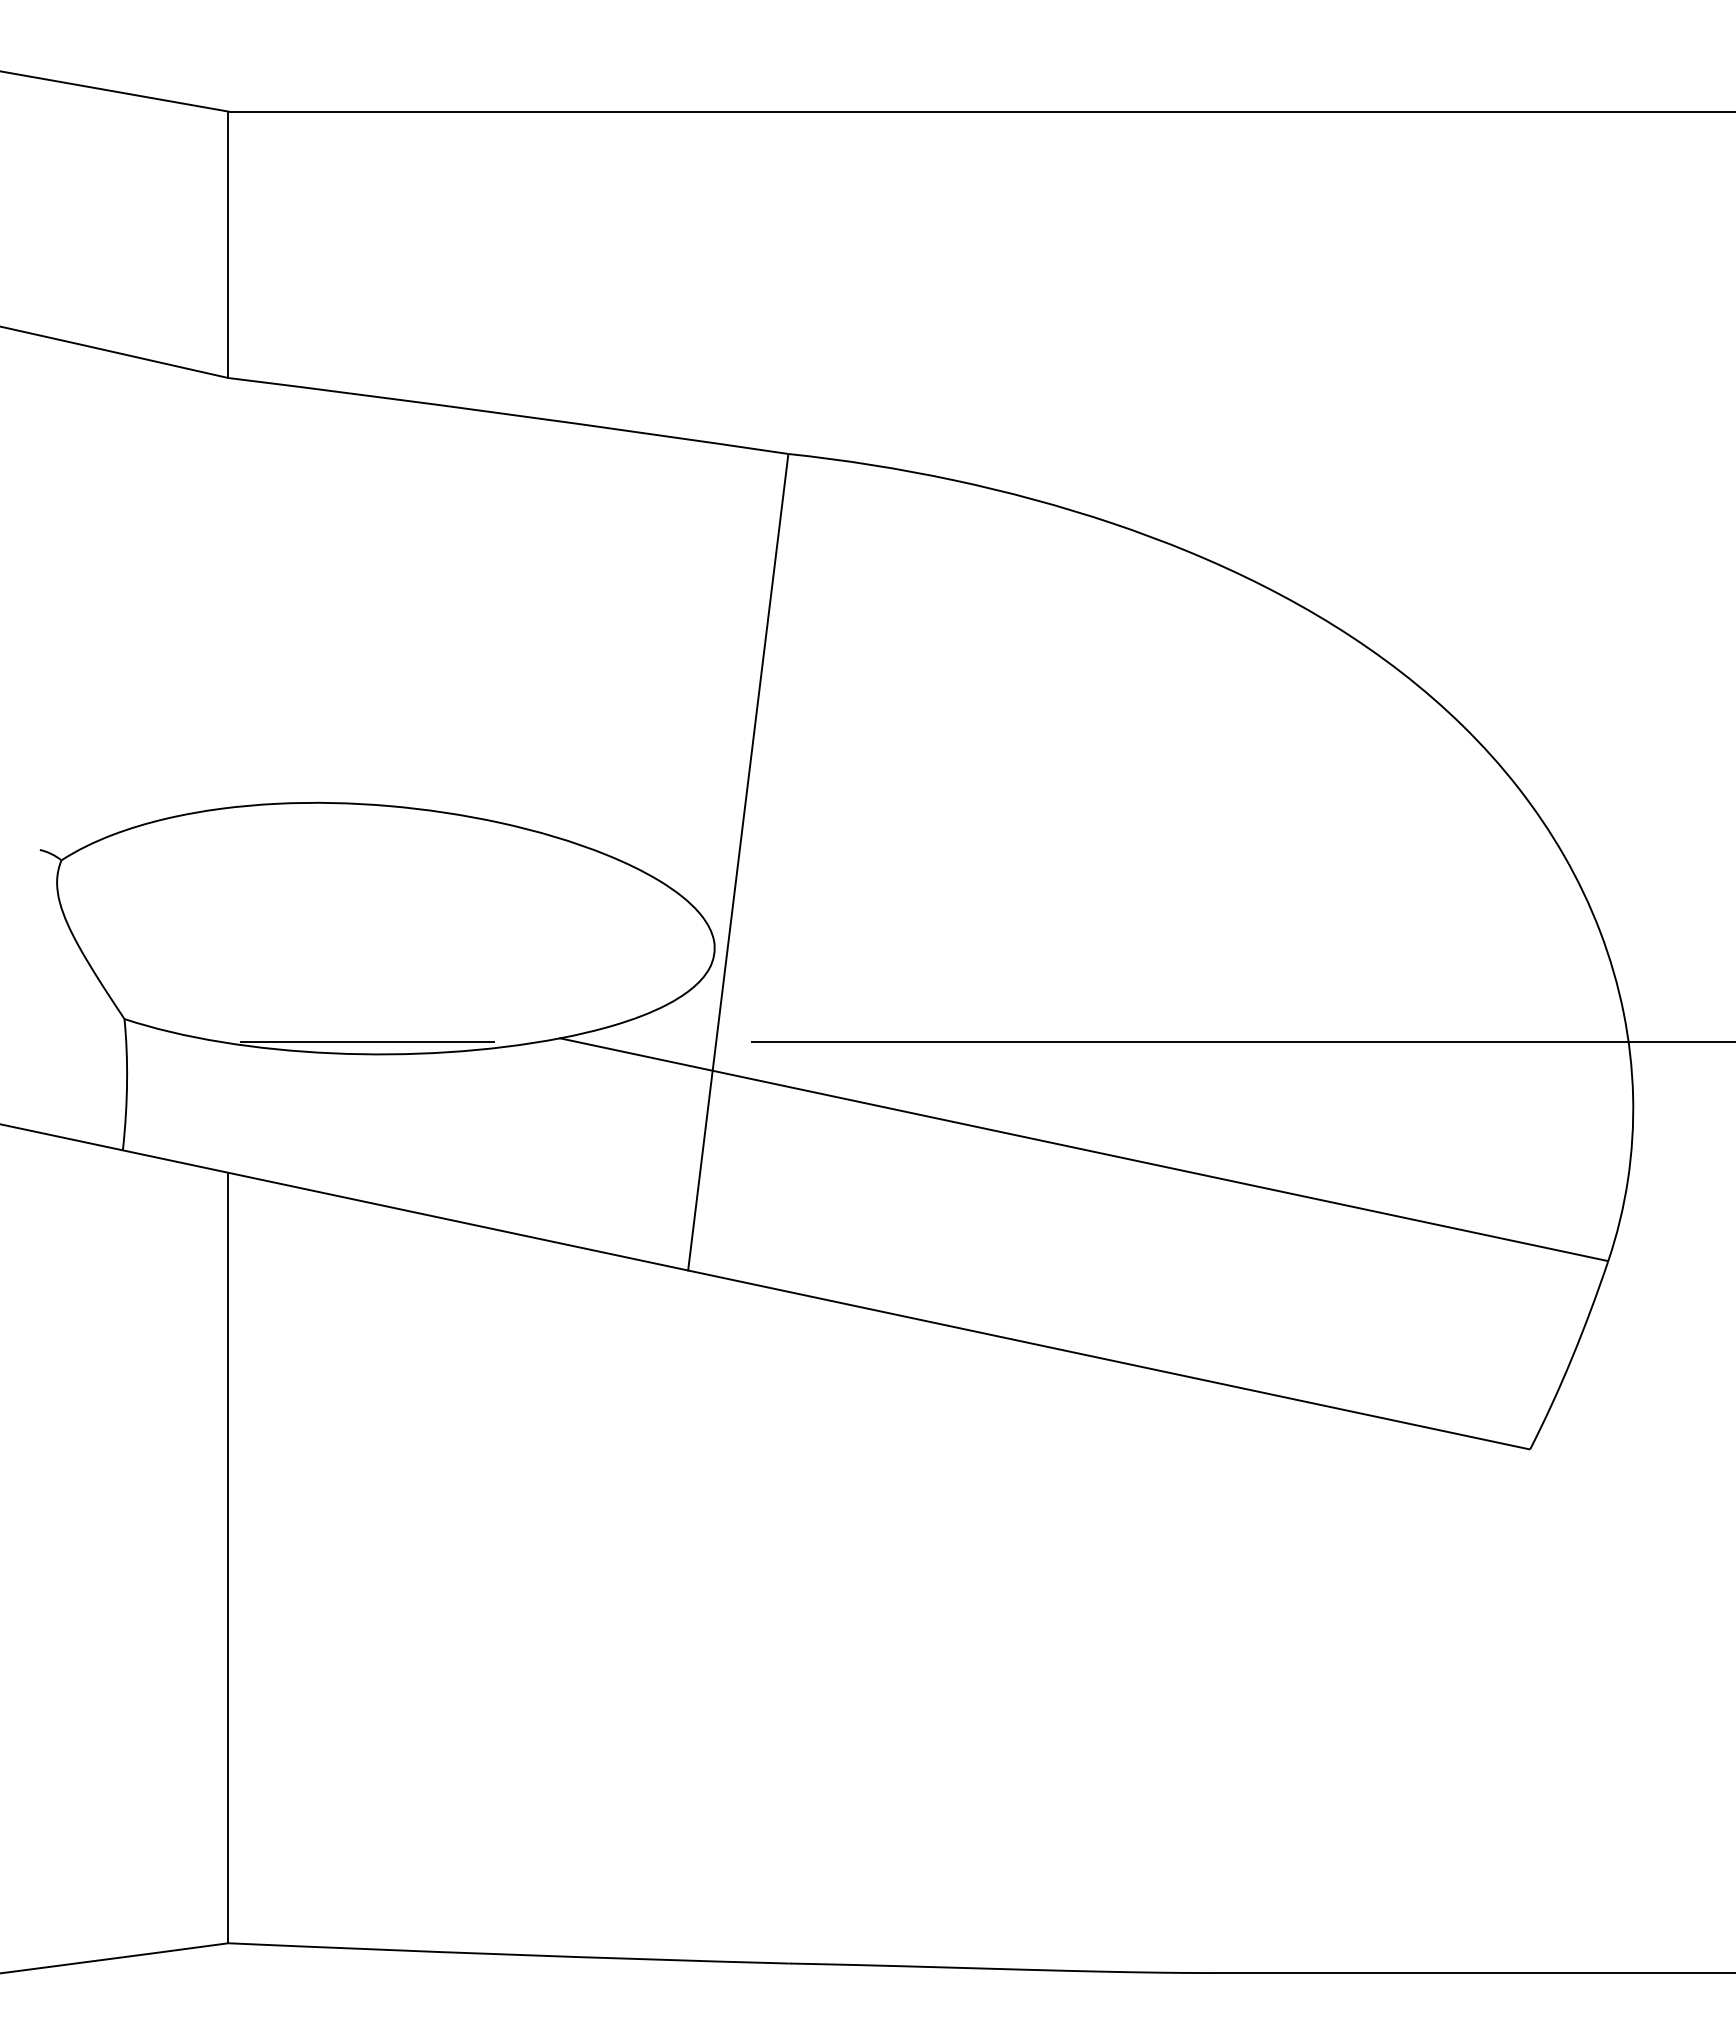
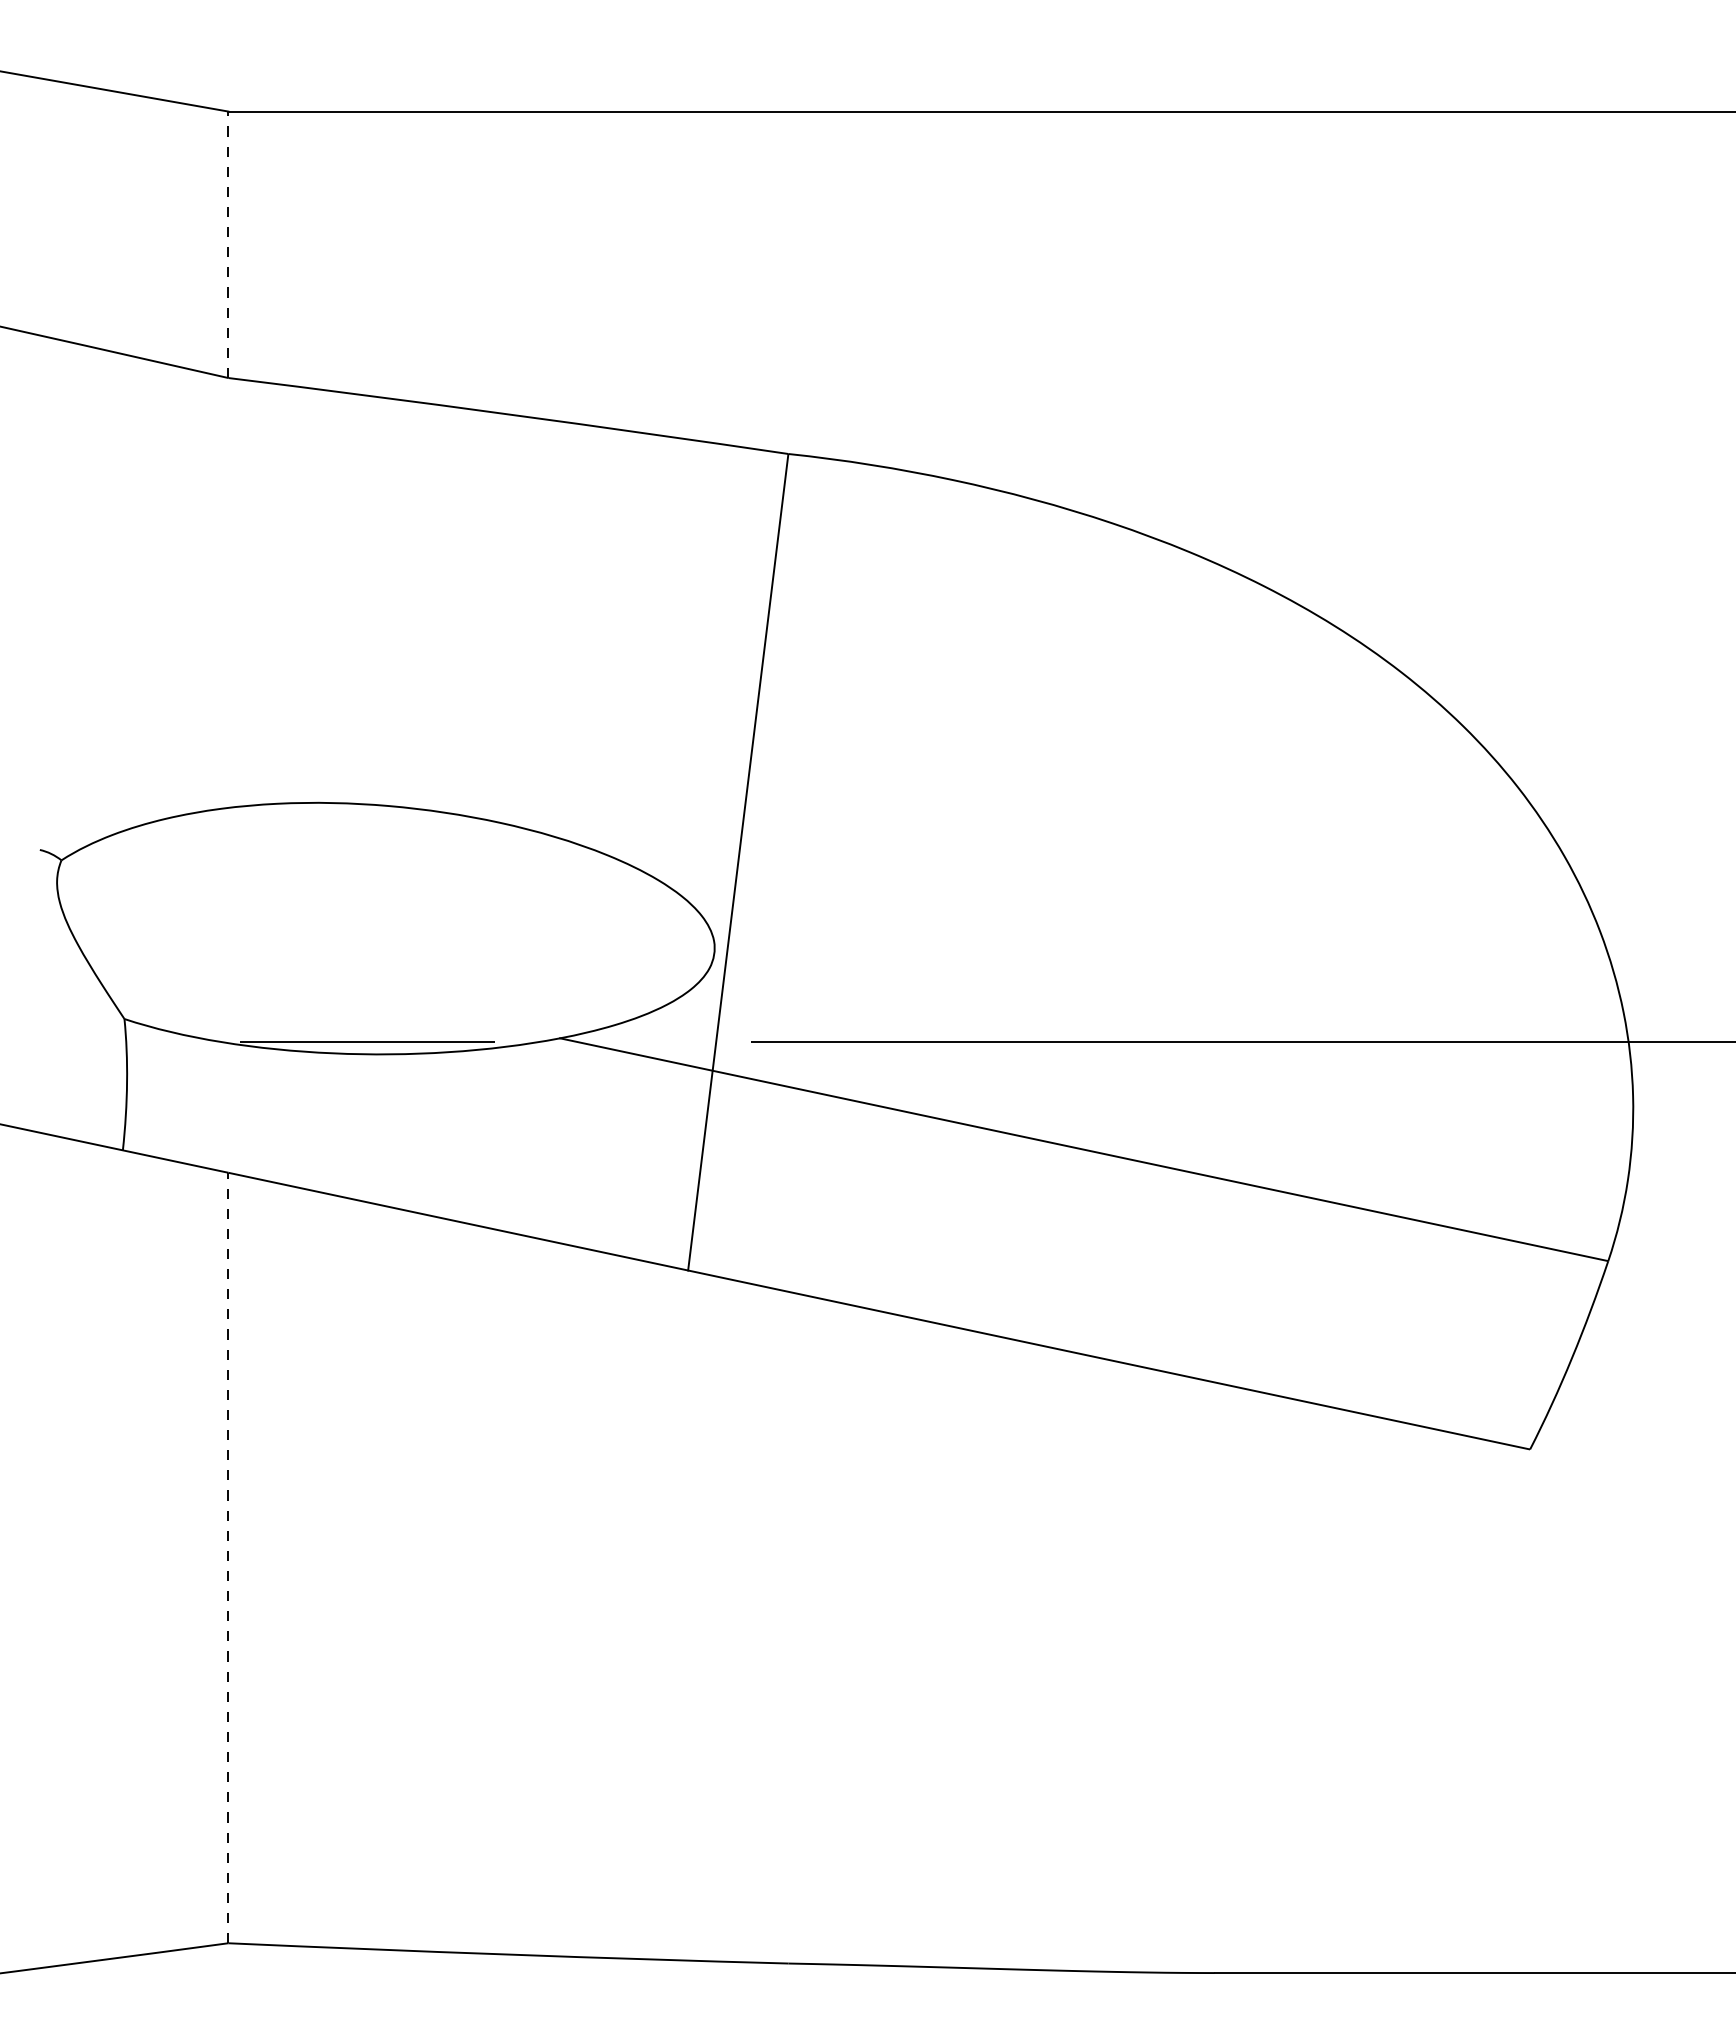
line: solid -> dashed (228, 244)
line: solid -> dashed (228, 1557)
